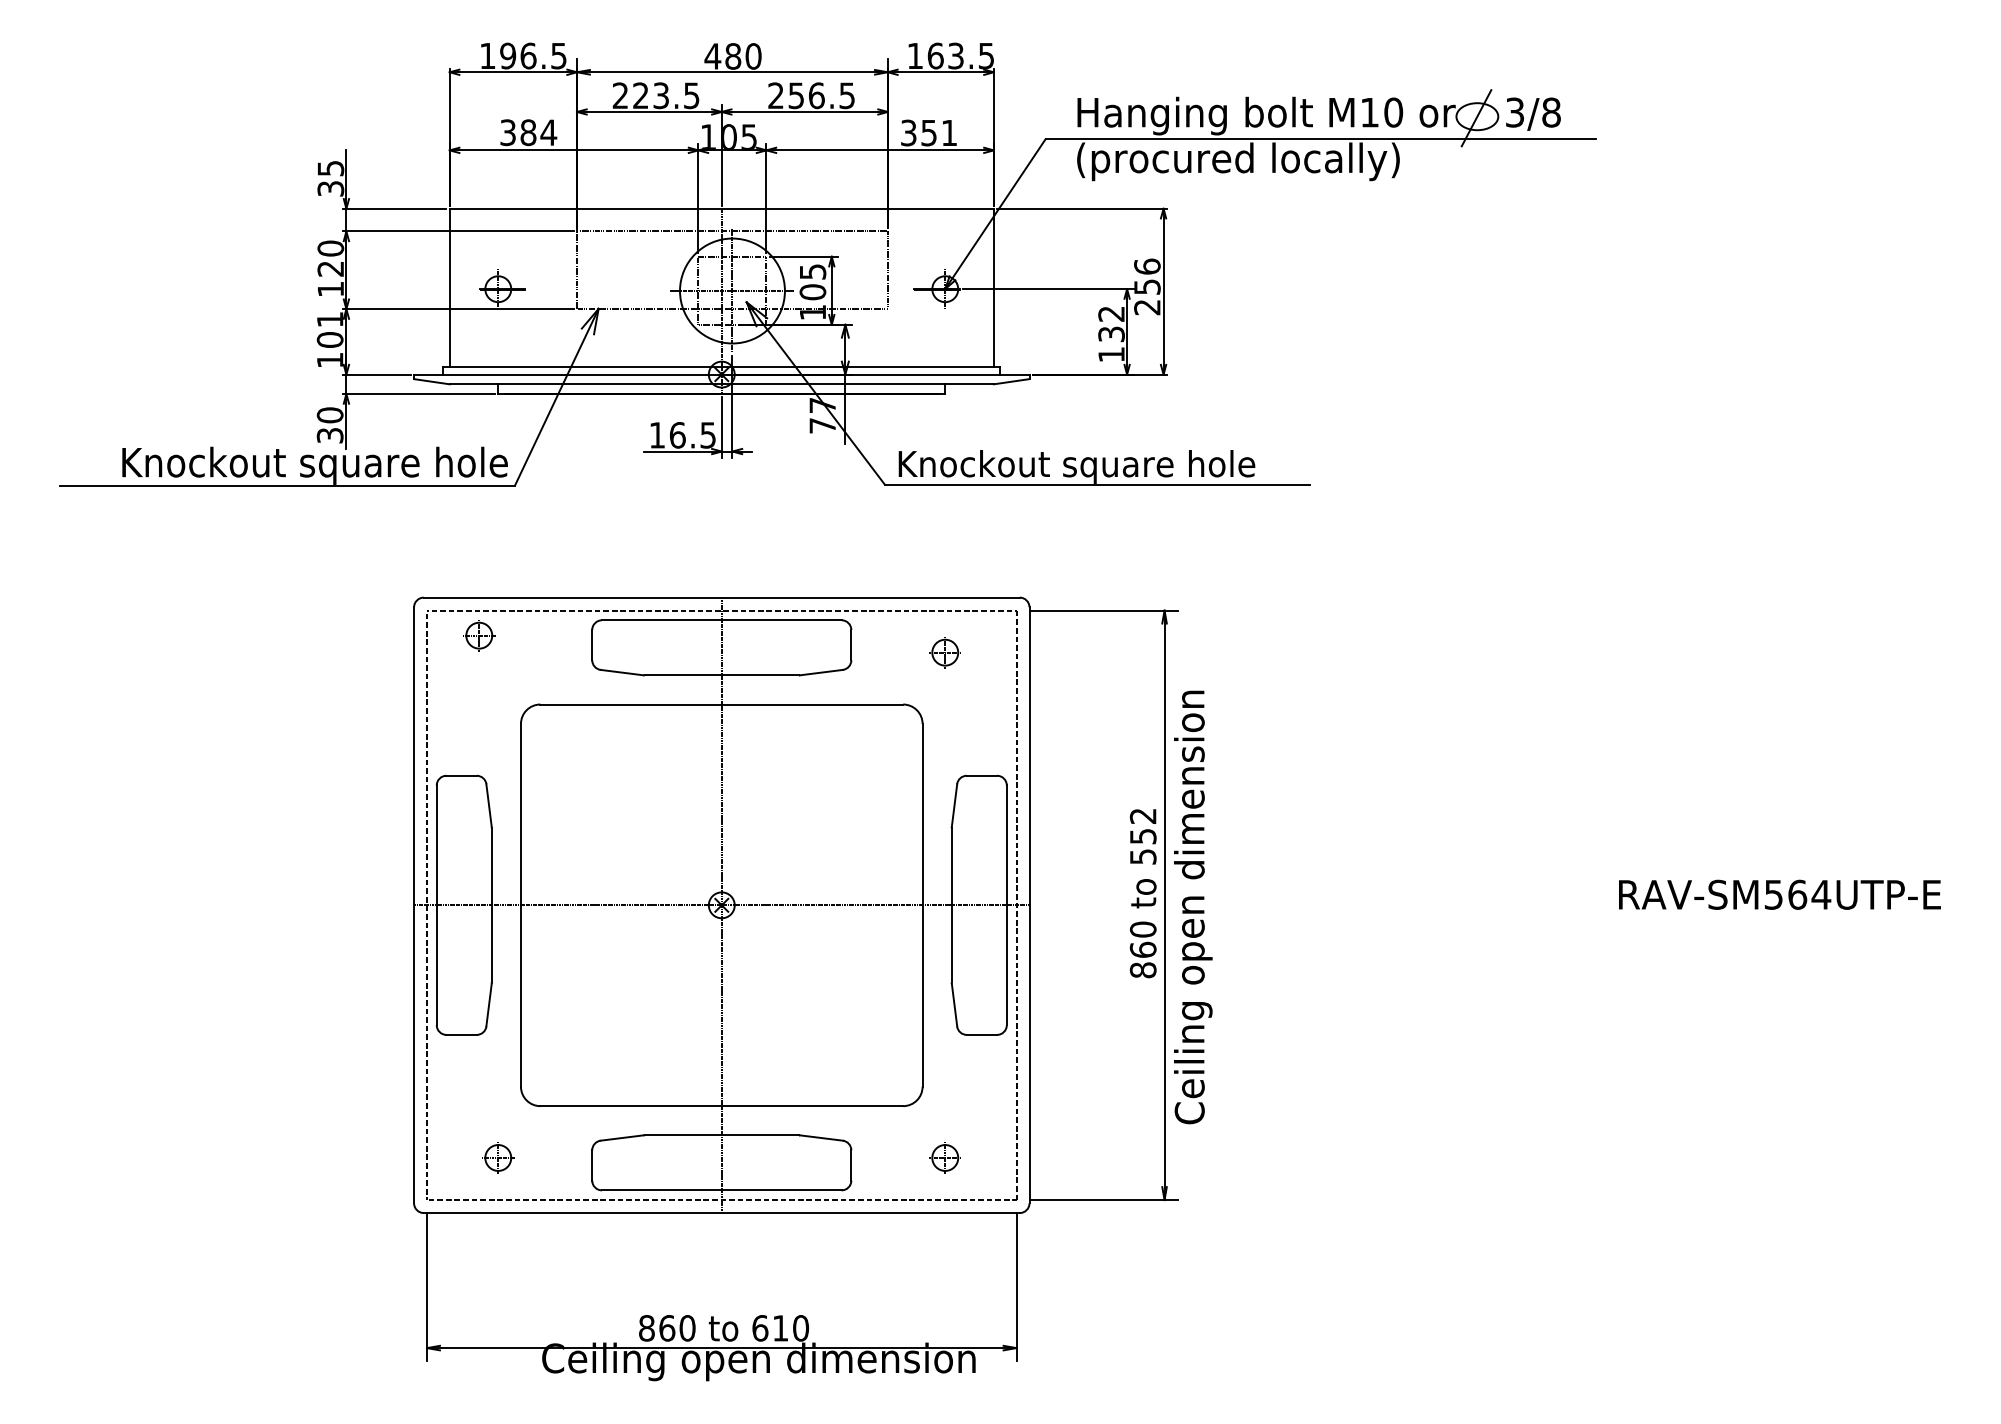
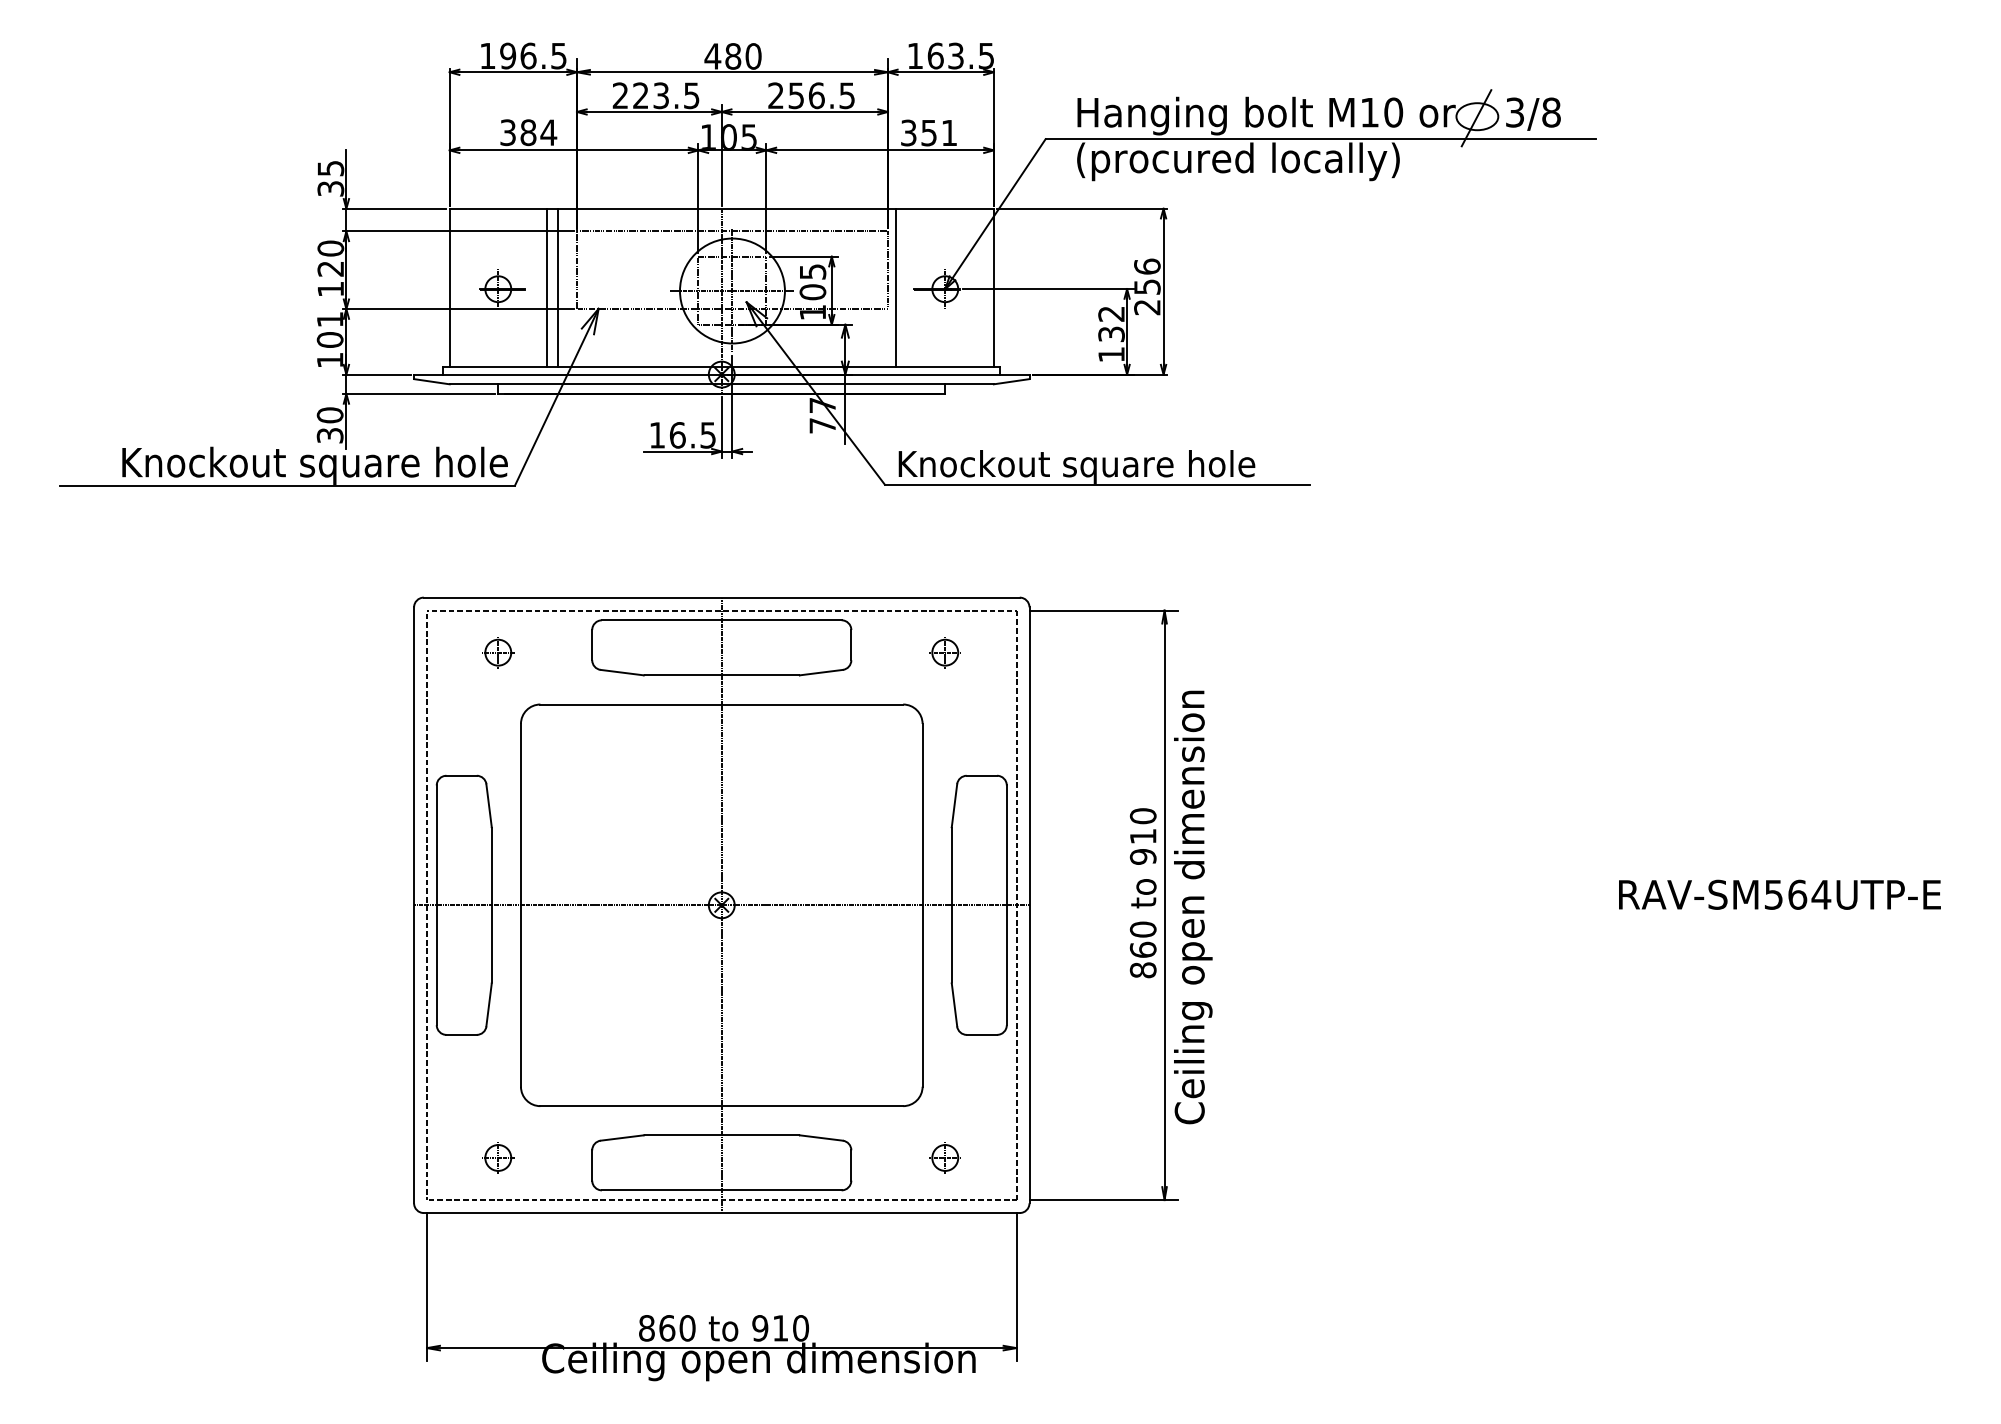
line: none -> present (547, 287)
line: none -> present (558, 287)
line: none -> present (896, 287)
part position: (479, 635) -> (498, 652) (498, 652)
text: 552 -> 910 (1142, 836)
text: 610 -> 910 (760, 1328)
